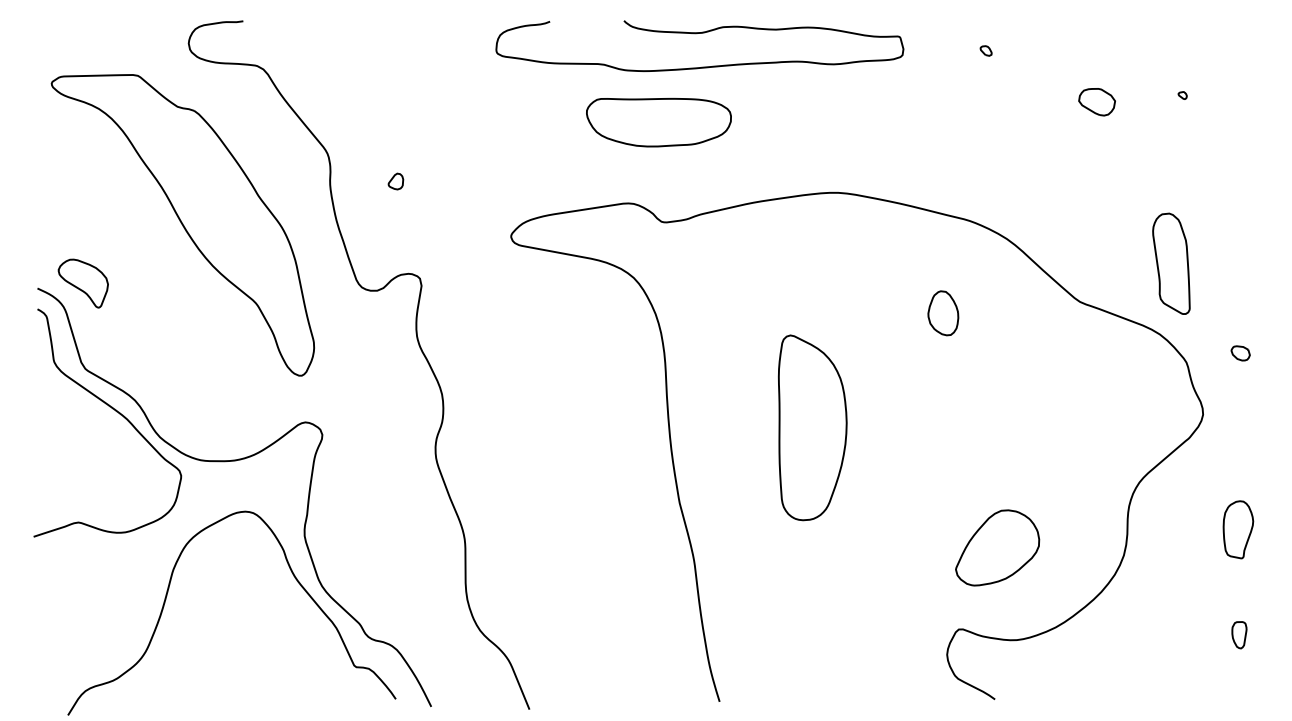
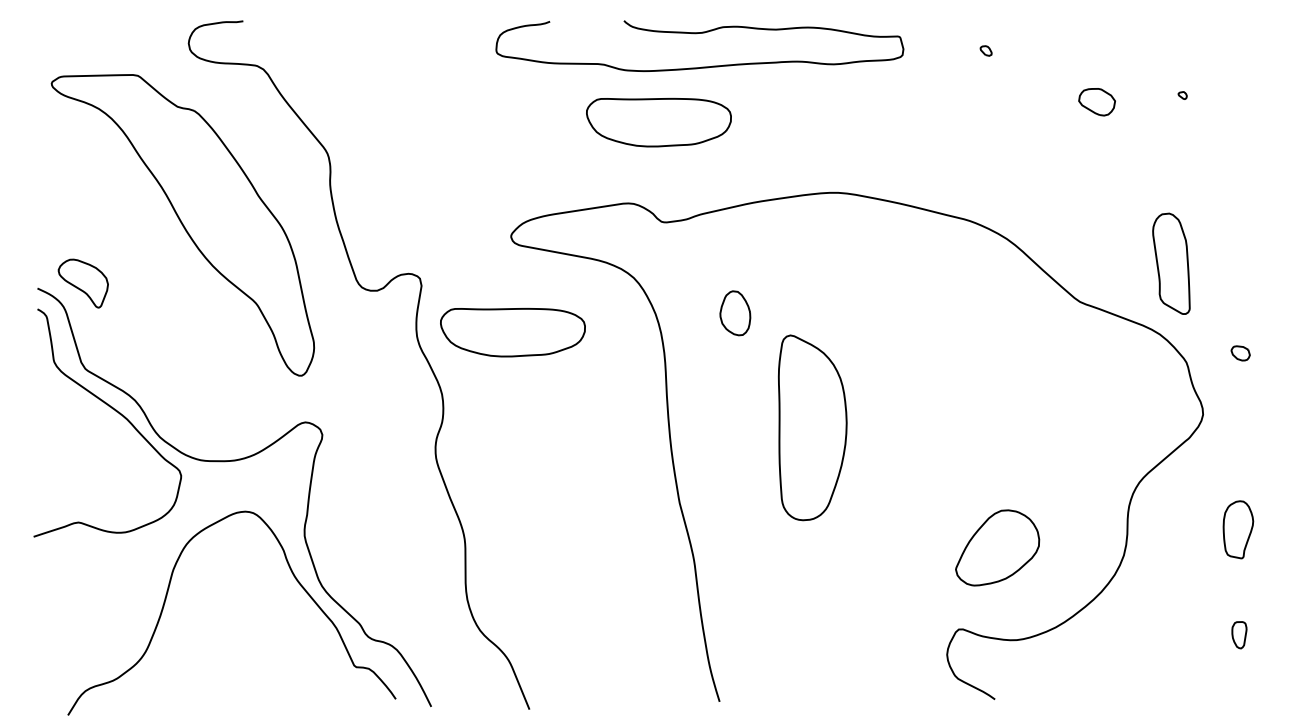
part: present -> none (395, 181)
part position: (943, 313) -> (735, 313) (735, 313)
part: none -> present (512, 332)
